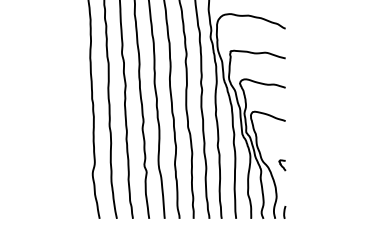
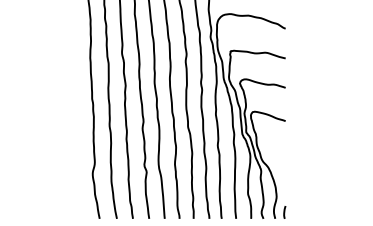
curve: present -> none (282, 165)
